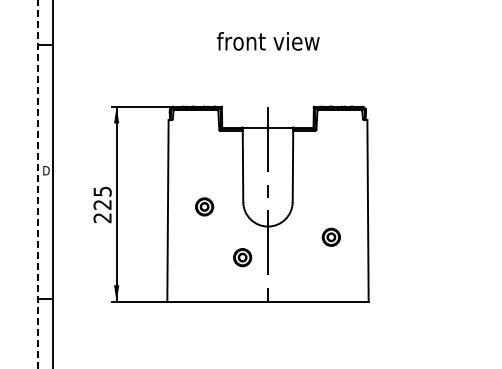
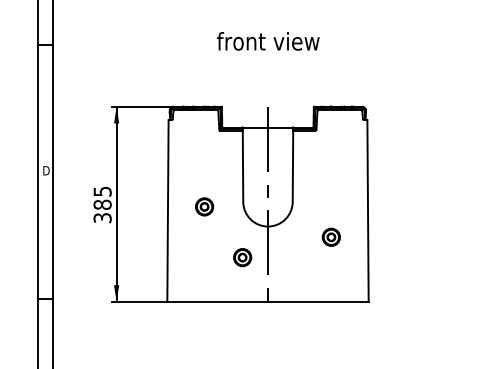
line: dashed -> solid (37, 185)
text: 225 -> 385 (102, 210)
